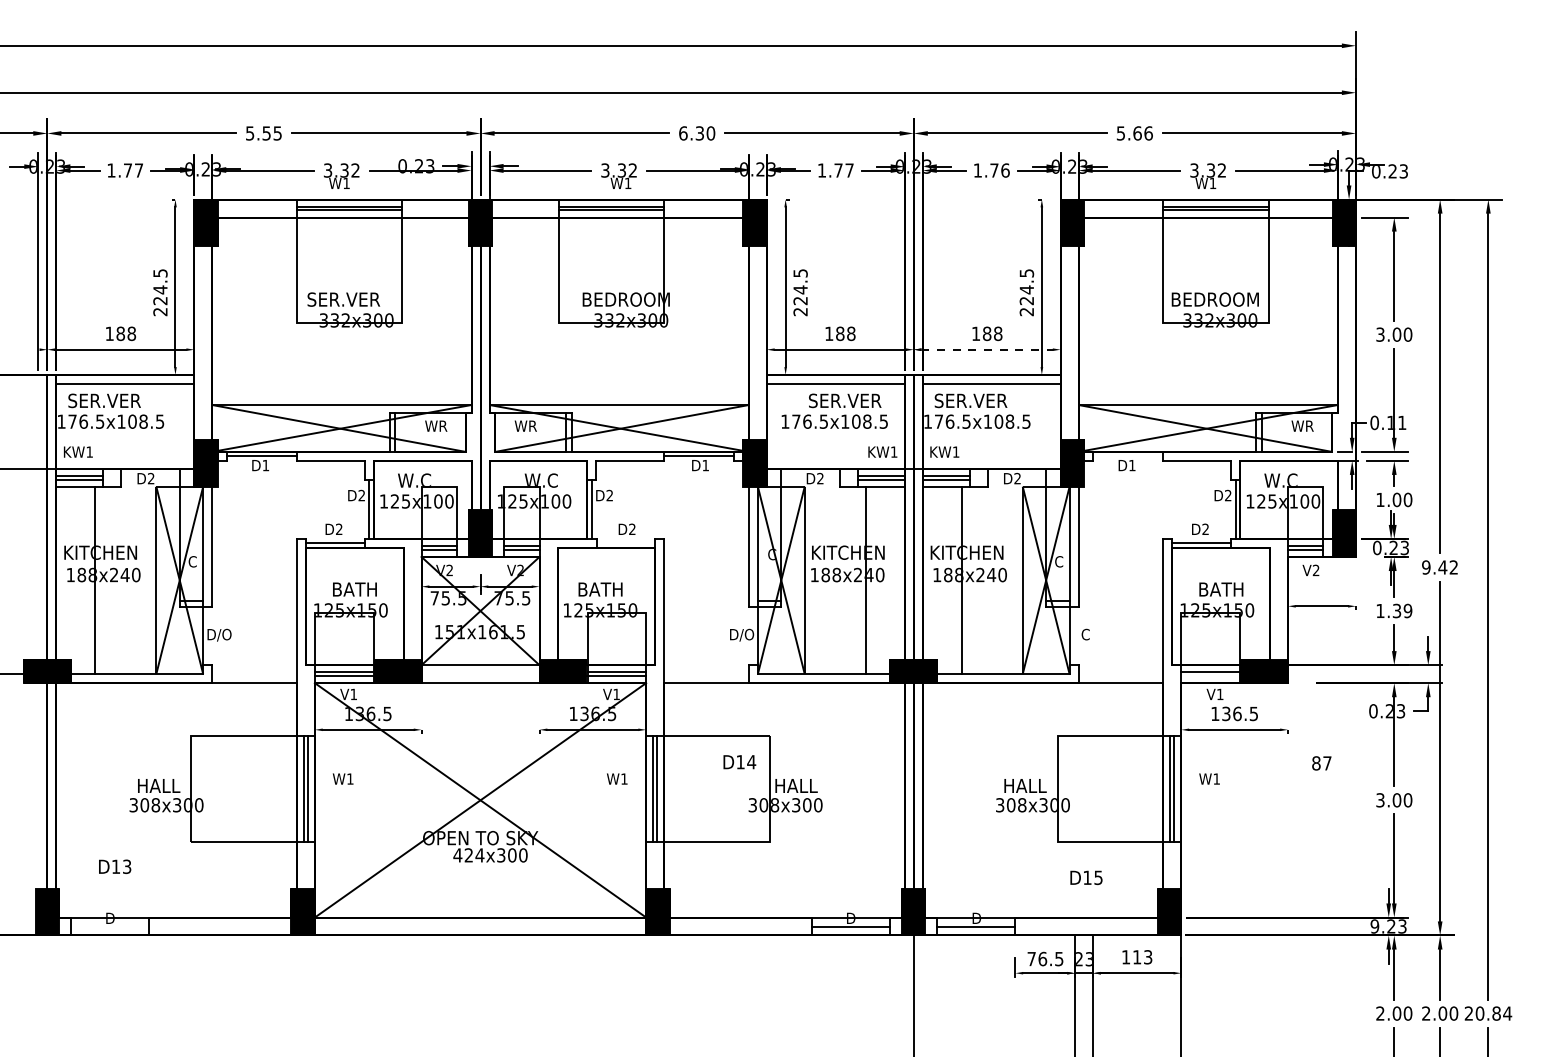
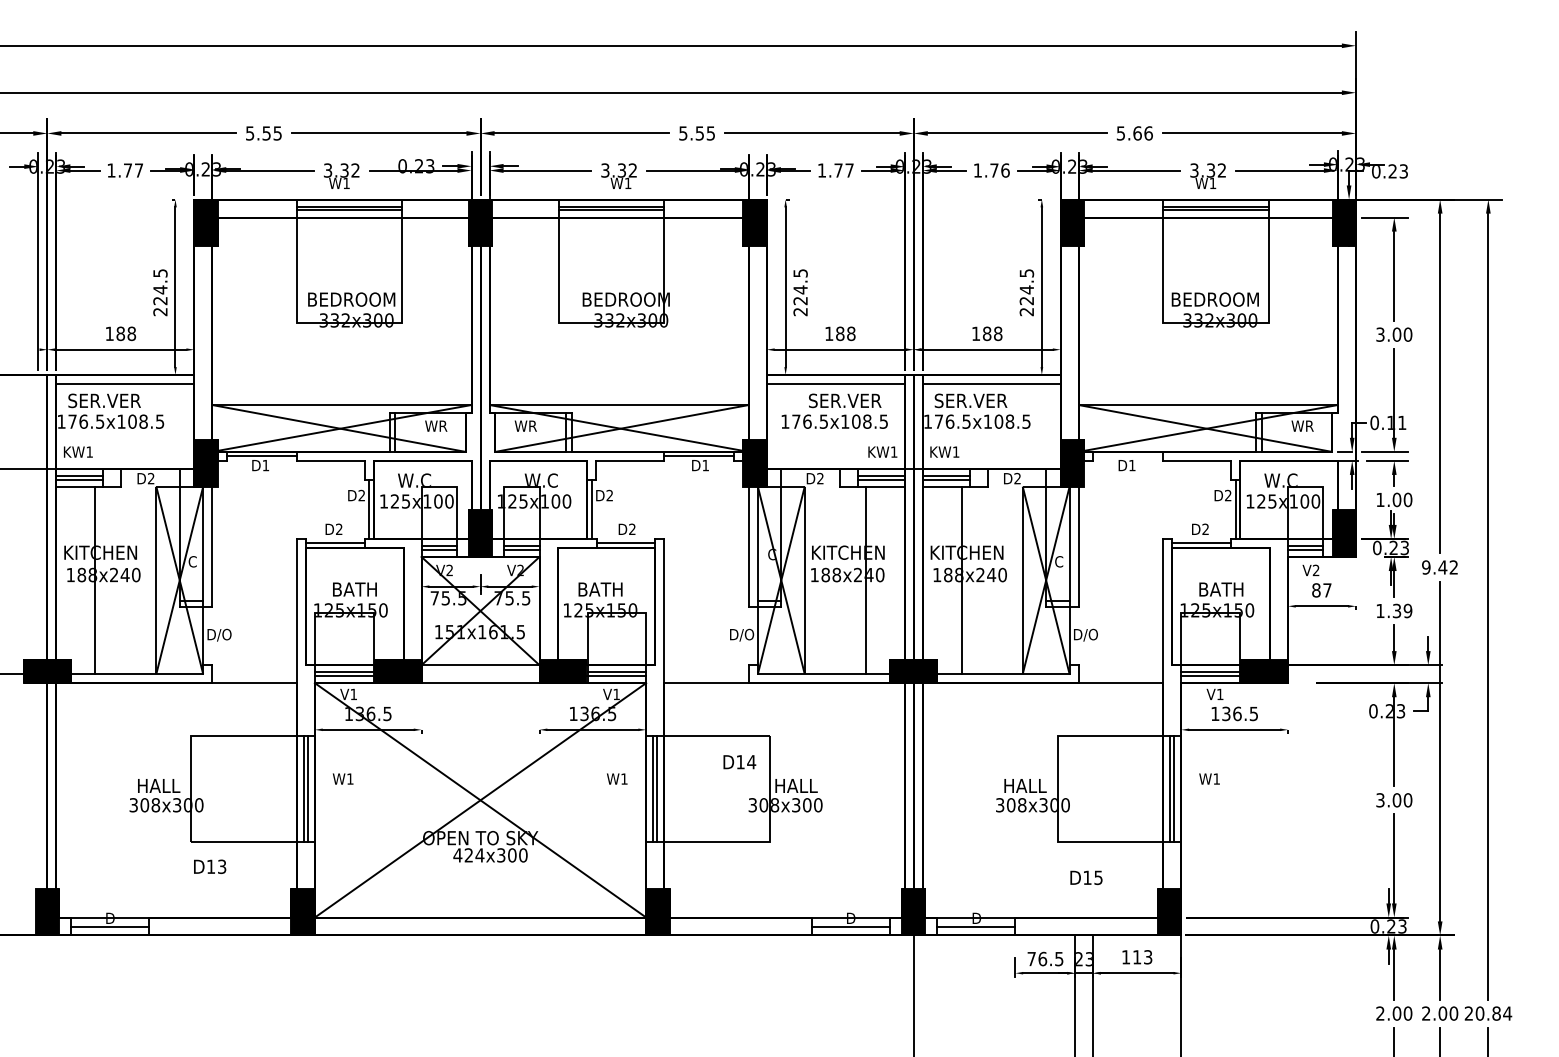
text: 6.30 -> 5.55 (697, 133)
text: SER.VER -> BEDROOM (351, 299)
line: dashed -> solid (987, 349)
line: none -> present (625, 543)
text: C -> D/O (1085, 634)
line: none -> present (1211, 676)
text position: (1321, 763) -> (1321, 590) (1321, 590)
text position: (115, 866) -> (210, 866) (210, 866)
line: none -> present (109, 926)
text: 9.23 -> 0.23 (1374, 926)
